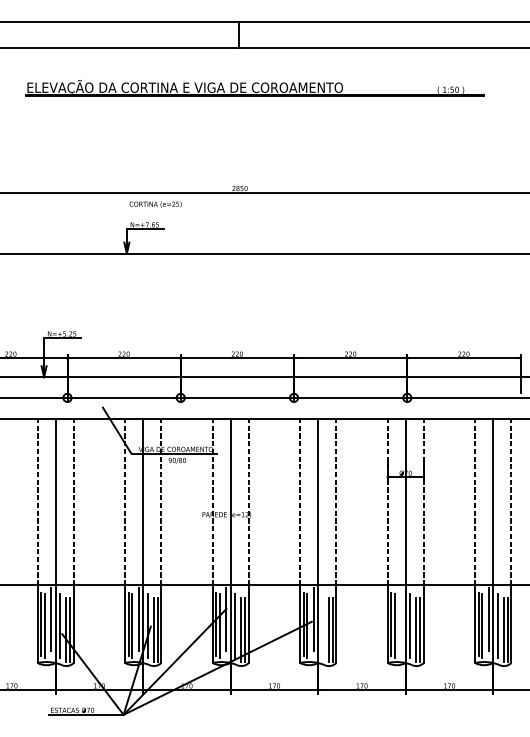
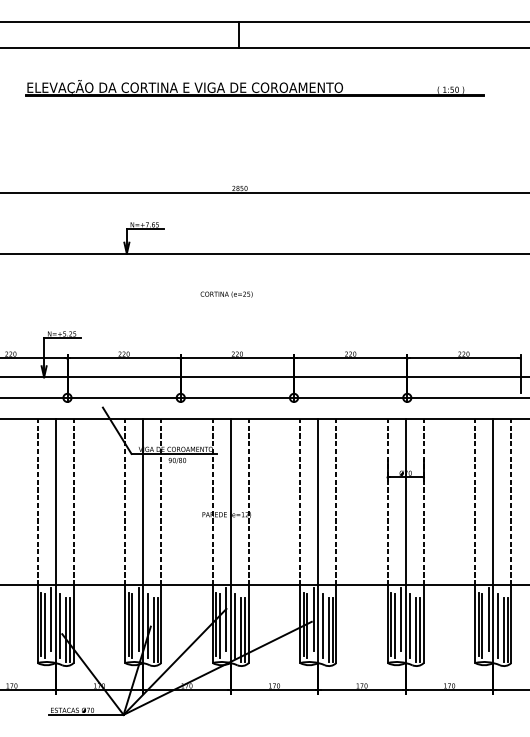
text position: (155, 204) -> (226, 294) (226, 294)
line: none -> present (401, 619)
line: none -> present (322, 626)
